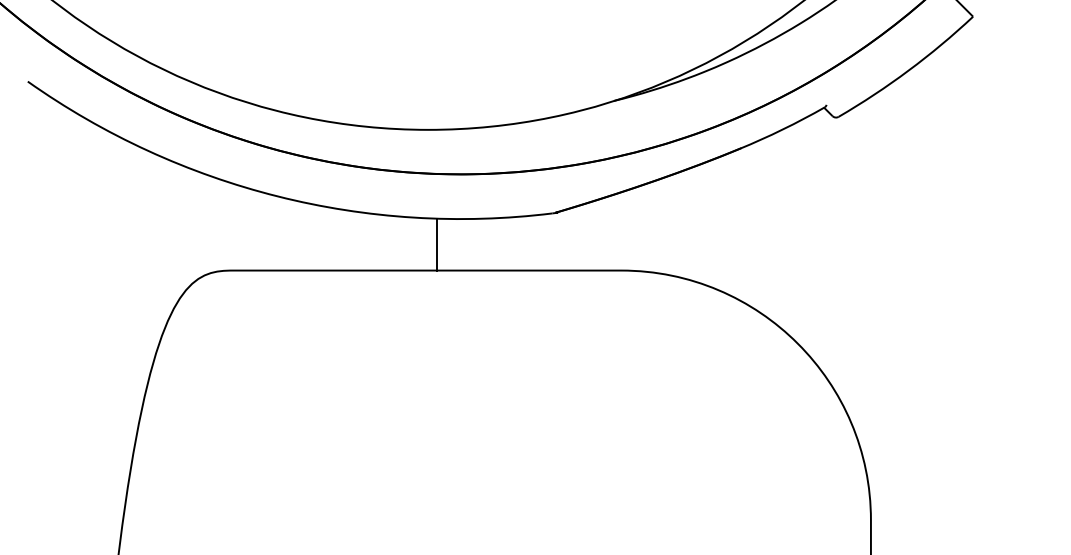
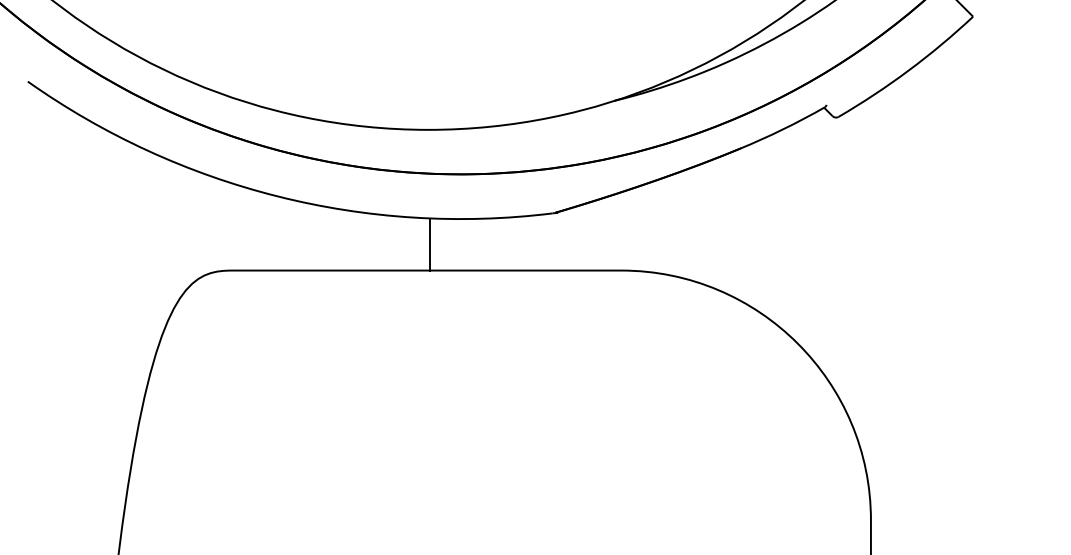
line position: (437, 244) -> (430, 244) (430, 244)
